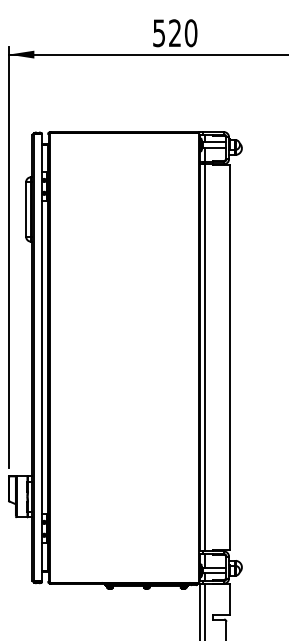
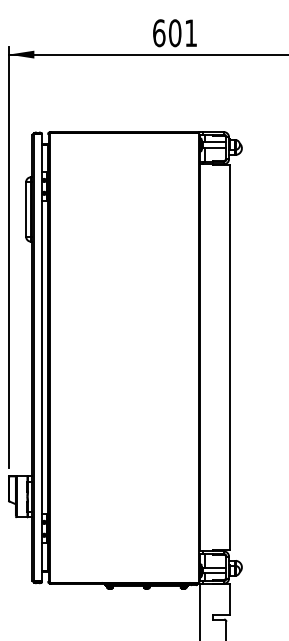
text: 520 -> 601 (175, 33)
line: present -> none (205, 357)
line: present -> none (205, 610)
